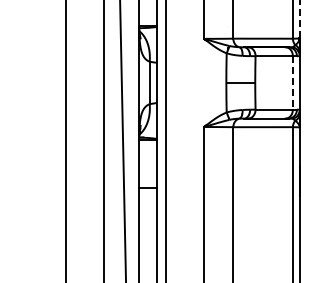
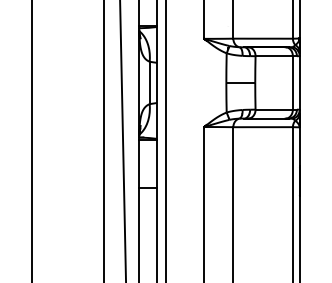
line: dashed -> solid (299, 19)
line: dashed -> solid (292, 82)
line position: (66, 140) -> (32, 140) (32, 140)
